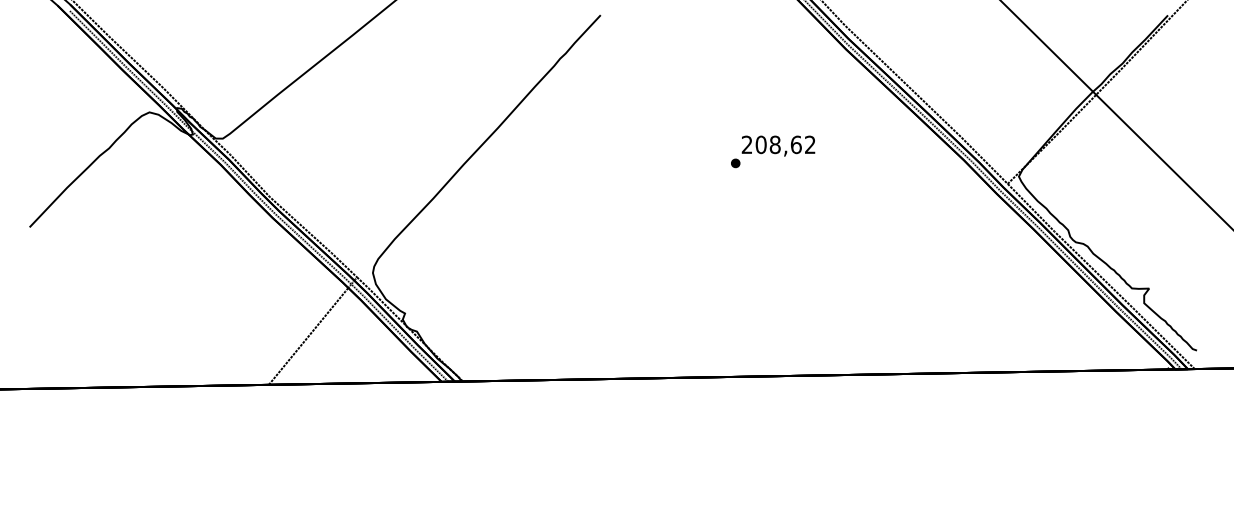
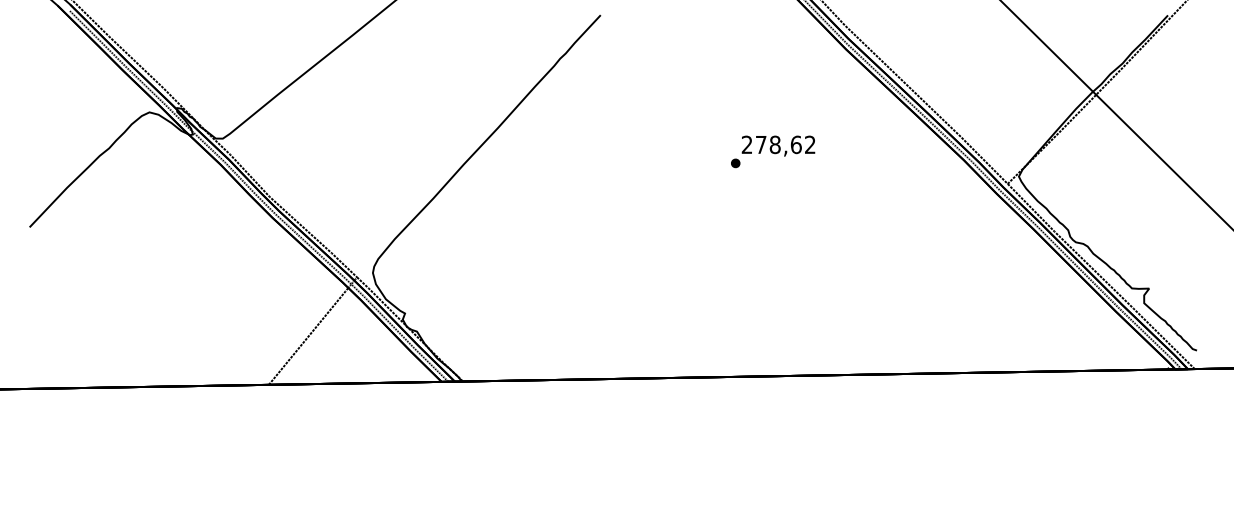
text: 208,62 -> 278,62 (760, 144)
